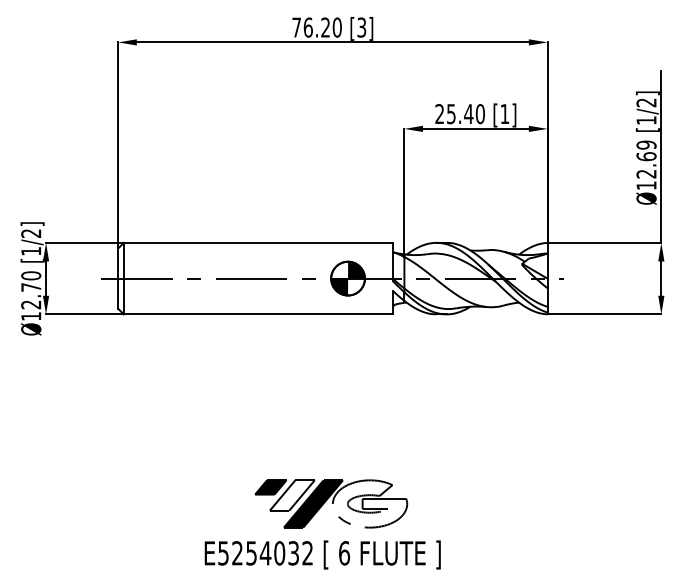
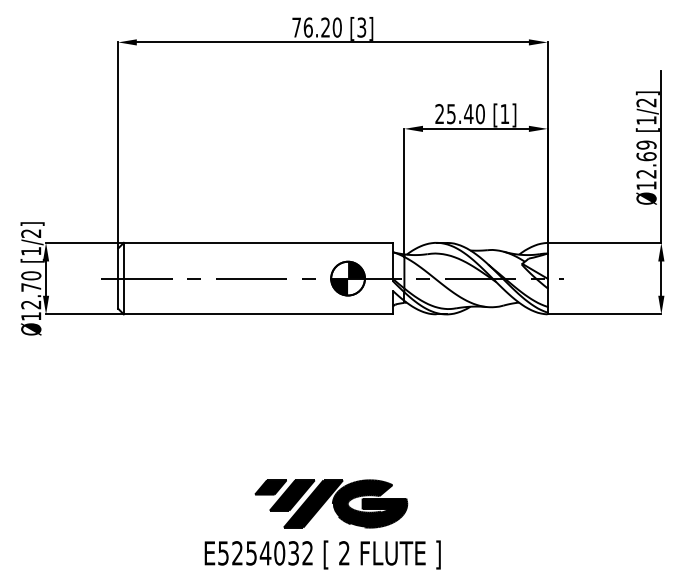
fill: none -> present (291, 495)
fill: none -> present (369, 503)
text: 6 -> 2 (344, 553)
